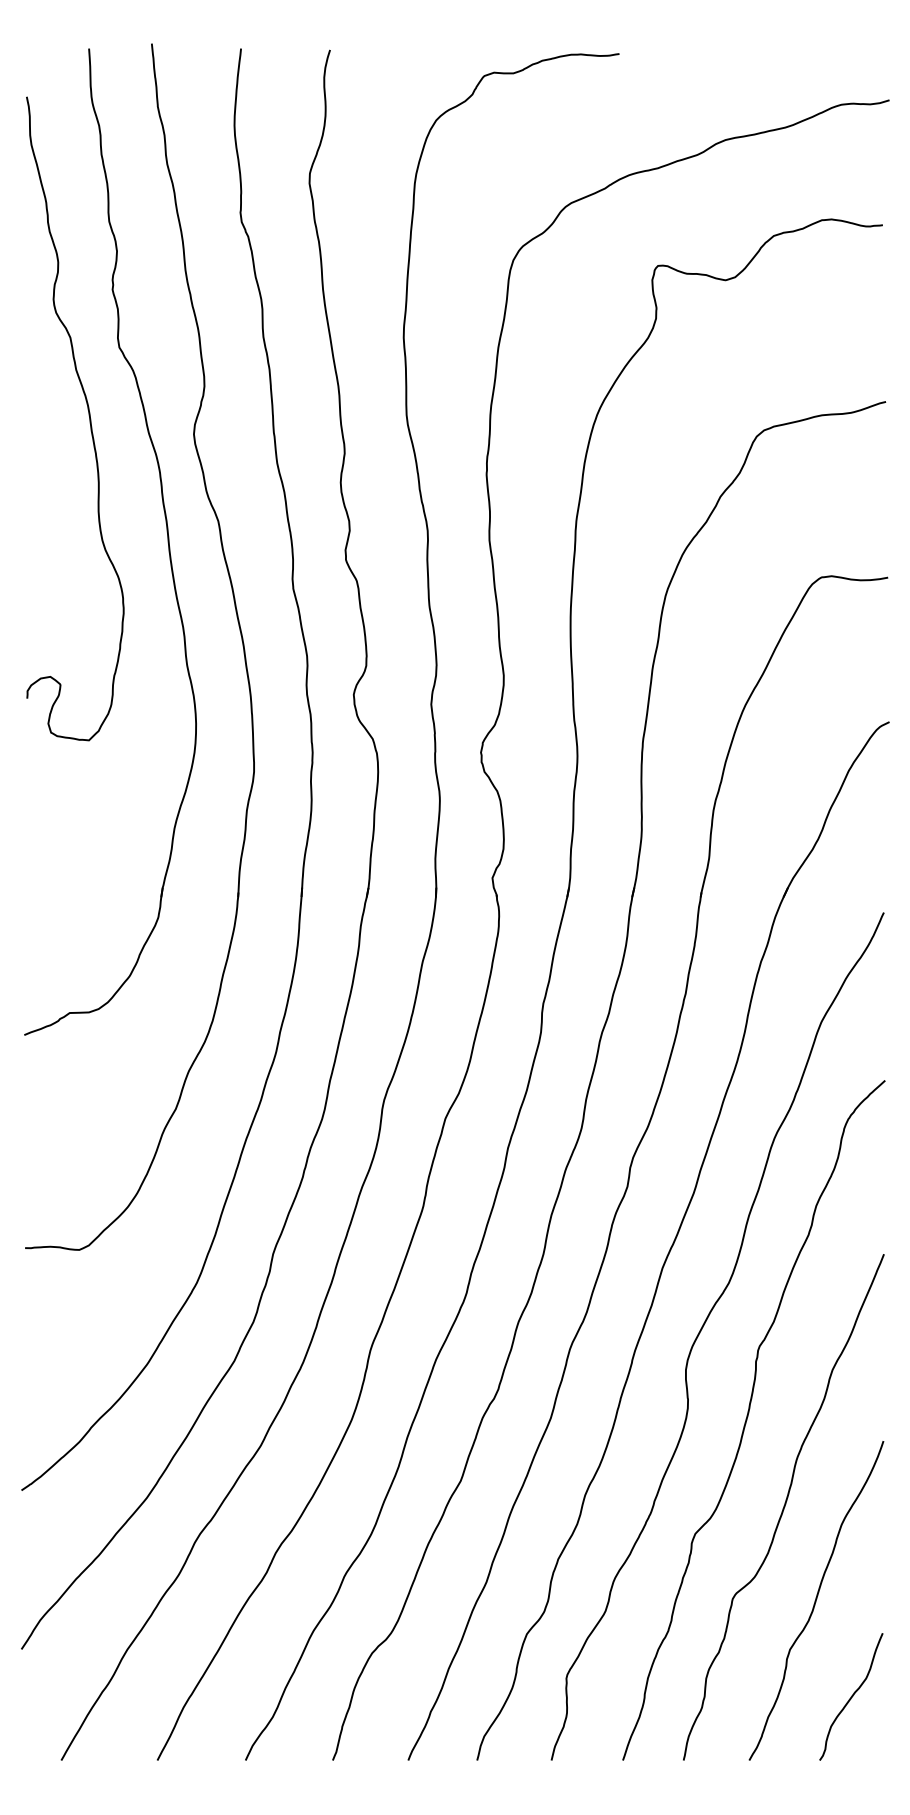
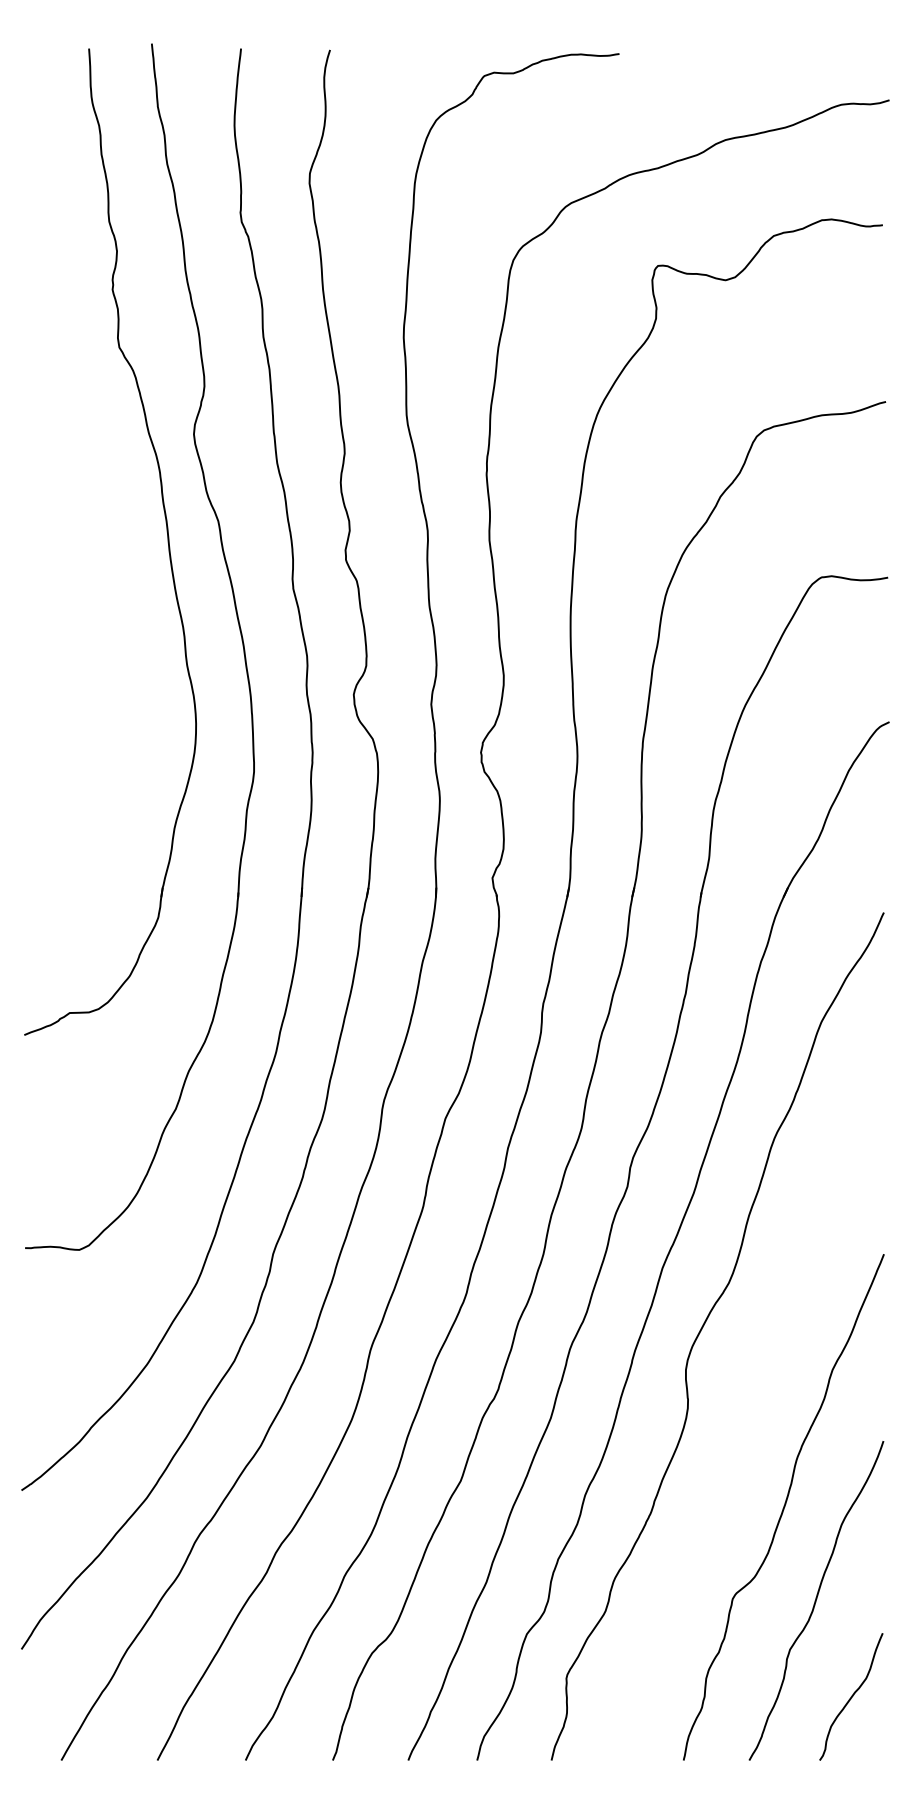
curve: present -> none (88, 415)
curve: present -> none (748, 1417)
